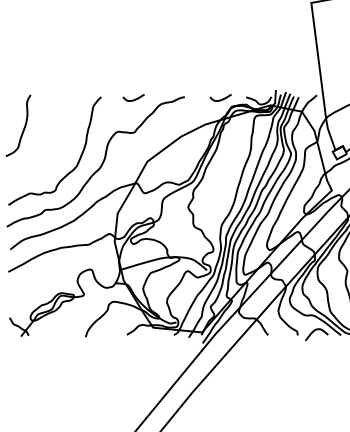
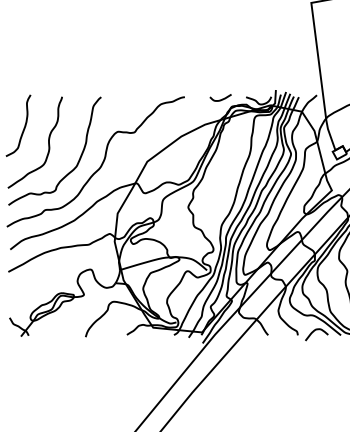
curve: present -> none (133, 99)
curve: none -> present (48, 142)
